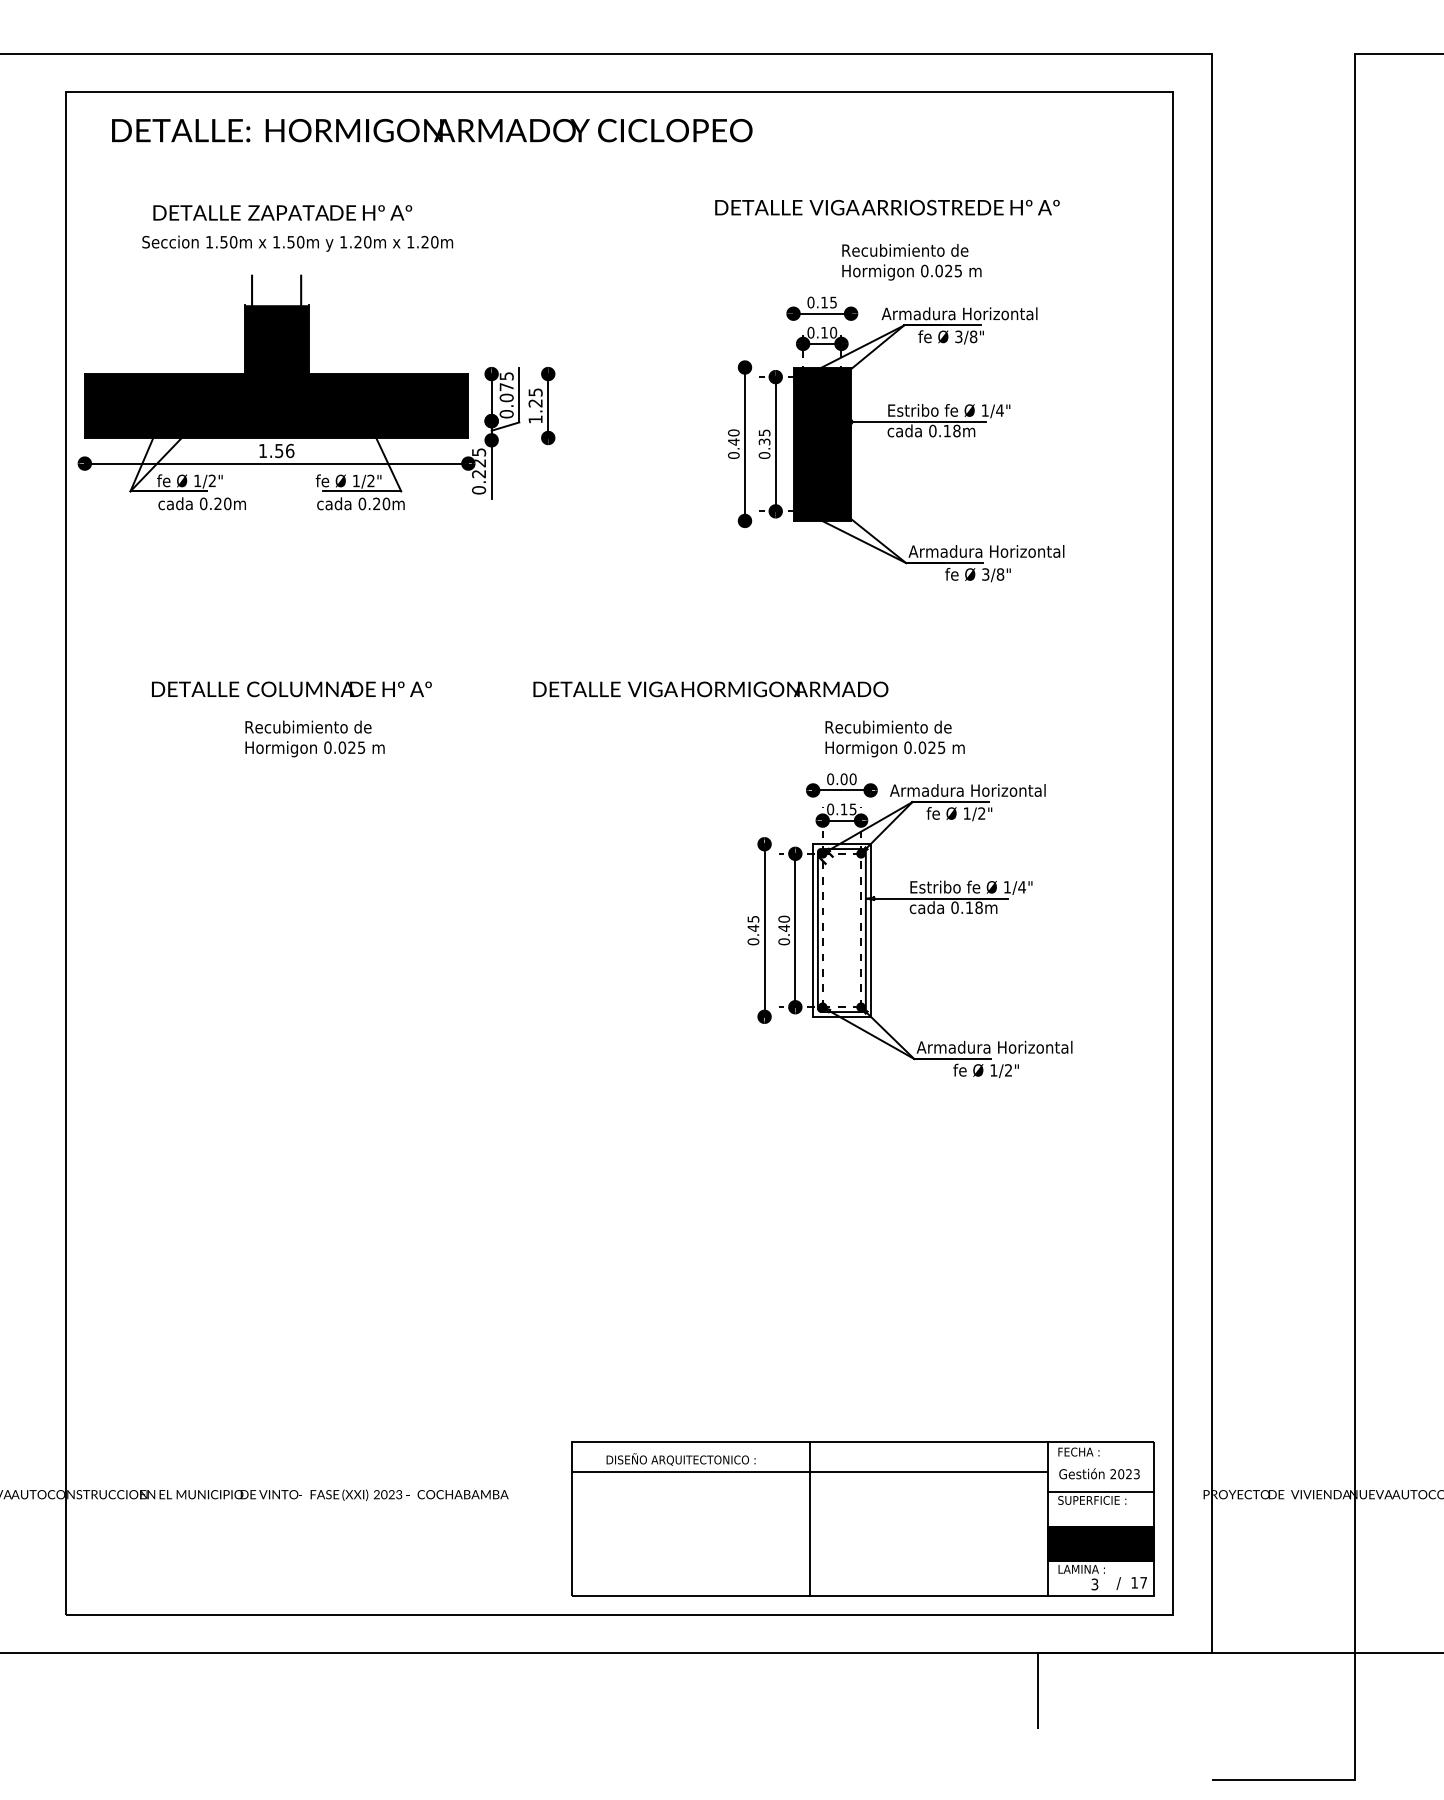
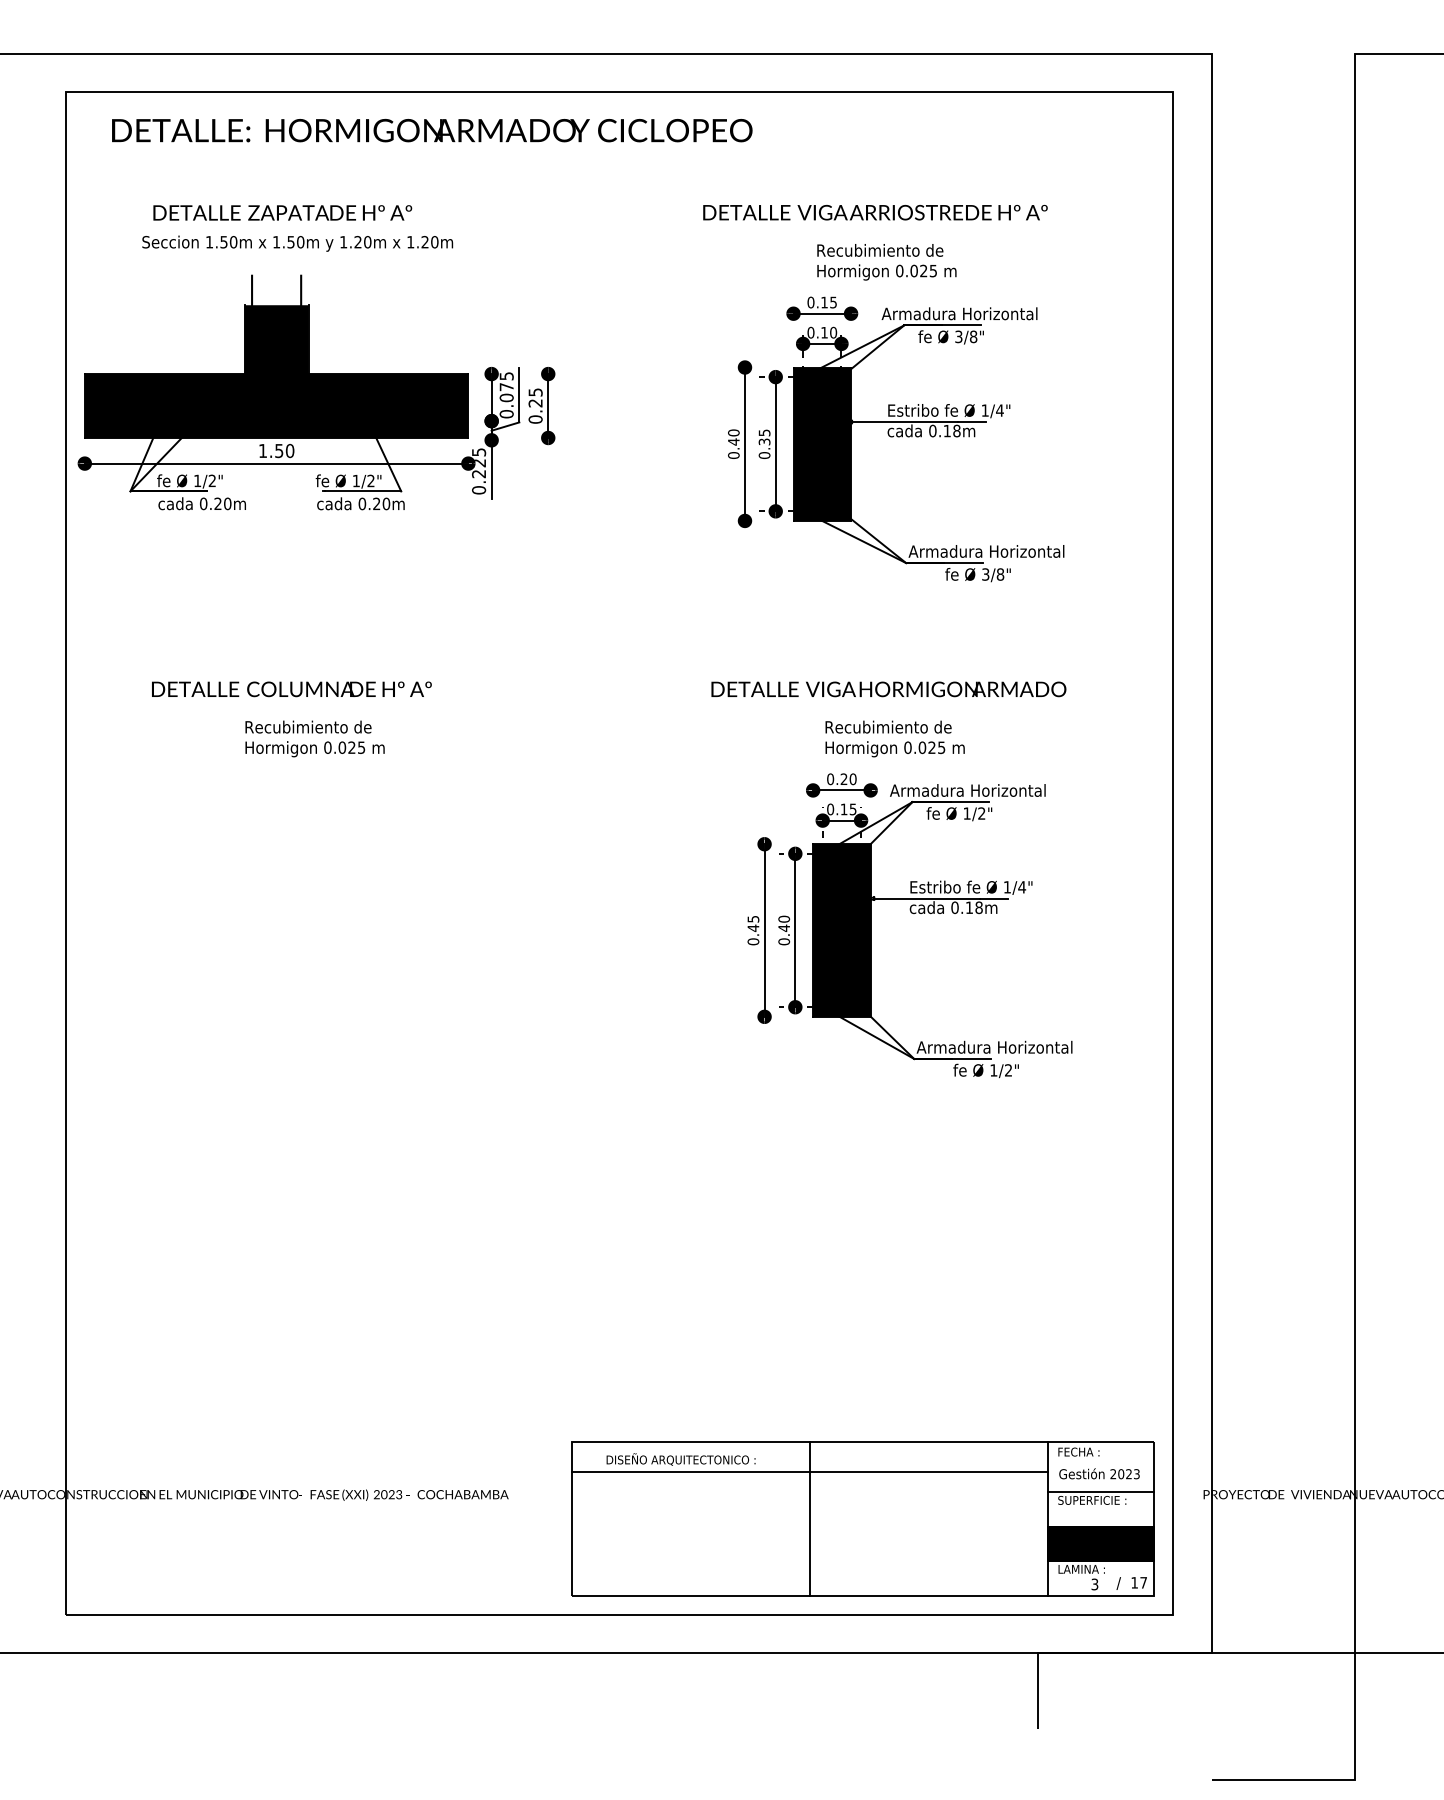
text position: (887, 207) -> (875, 212) (875, 212)
text position: (911, 262) -> (886, 262) (886, 262)
text: 1.25 -> 0.25 (535, 419)
text: 1.56 -> 1.50 (290, 450)
text position: (710, 689) -> (888, 689) (888, 689)
text: 0.00 -> 0.20 (843, 779)
fill: none -> present (841, 930)
